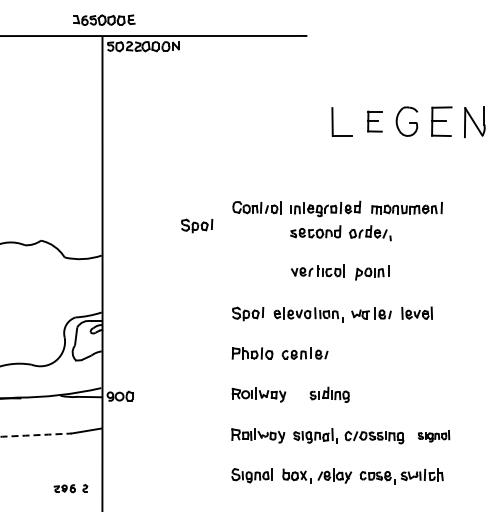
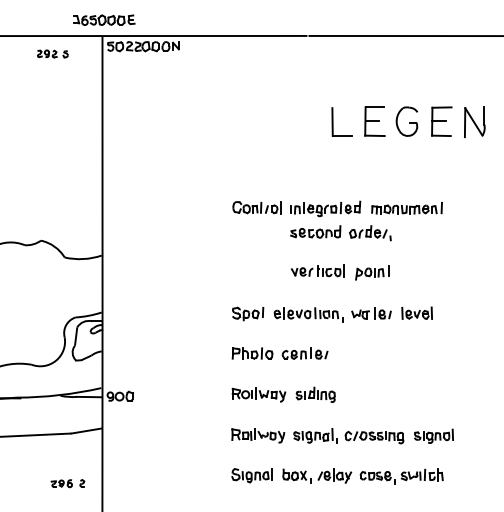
line: none -> present (404, 35)
part: none -> present (52, 53)
part size: 16x23 px -> 22x31 px (374, 121)
part: present -> none (197, 225)
part position: (329, 394) -> (315, 394) (315, 394)
arc: dashed -> solid (35, 435)
part size: 33x13 px -> 40x16 px (433, 435)
part position: (70, 488) -> (67, 483) (67, 483)
